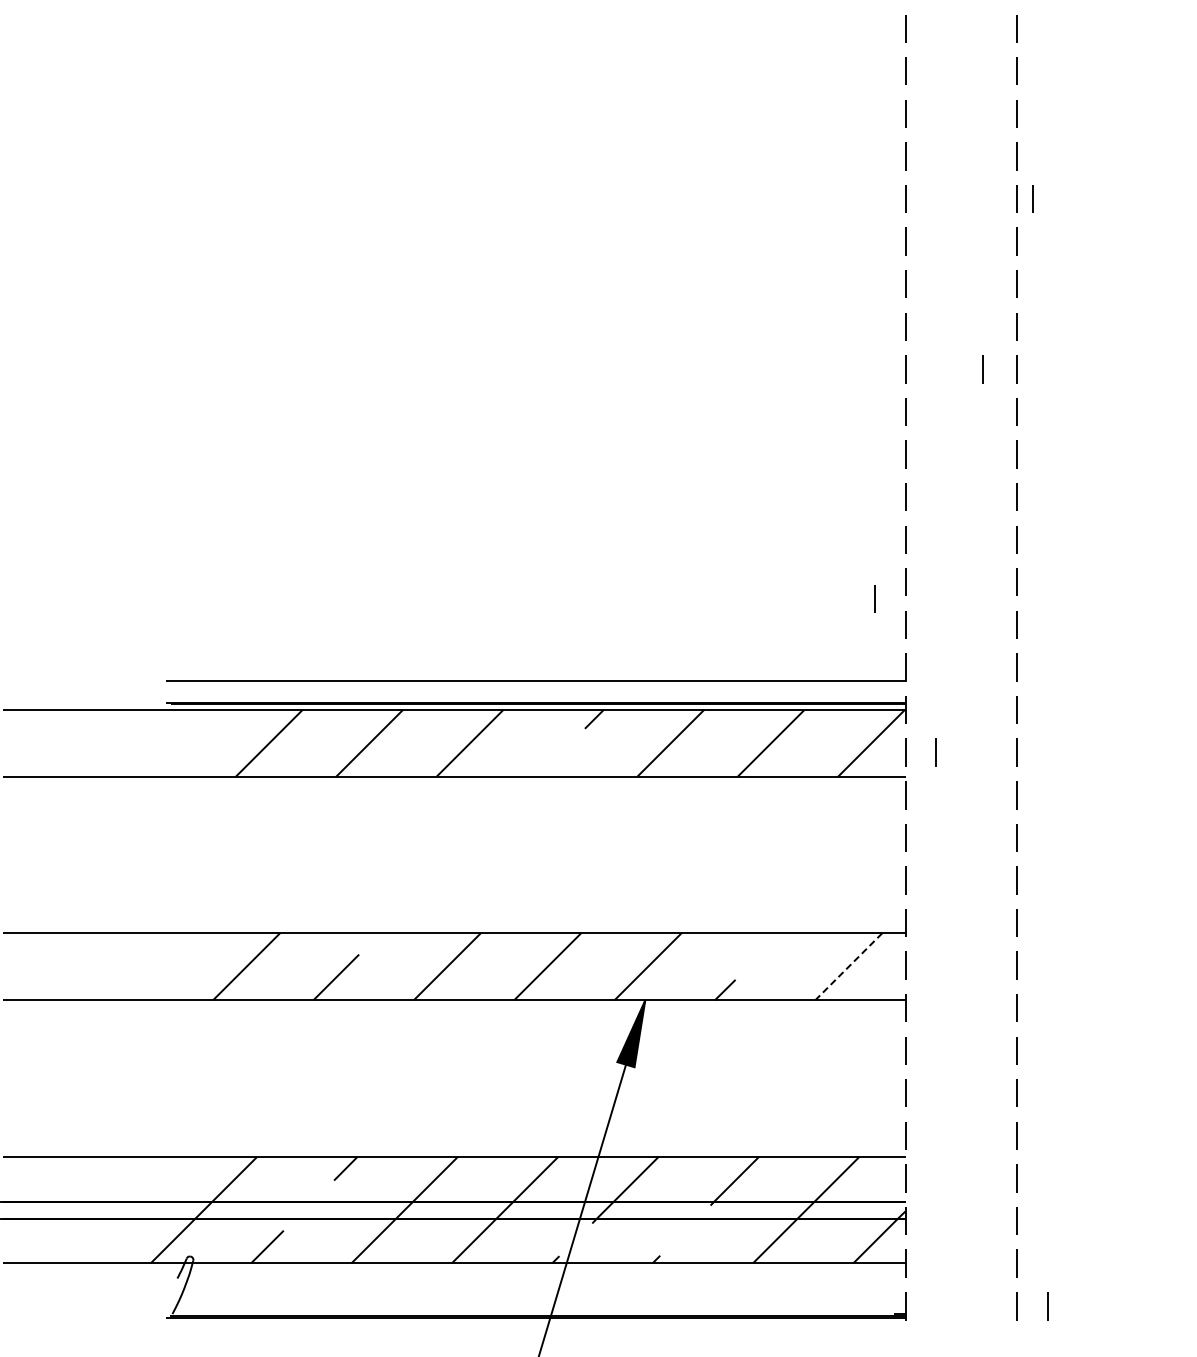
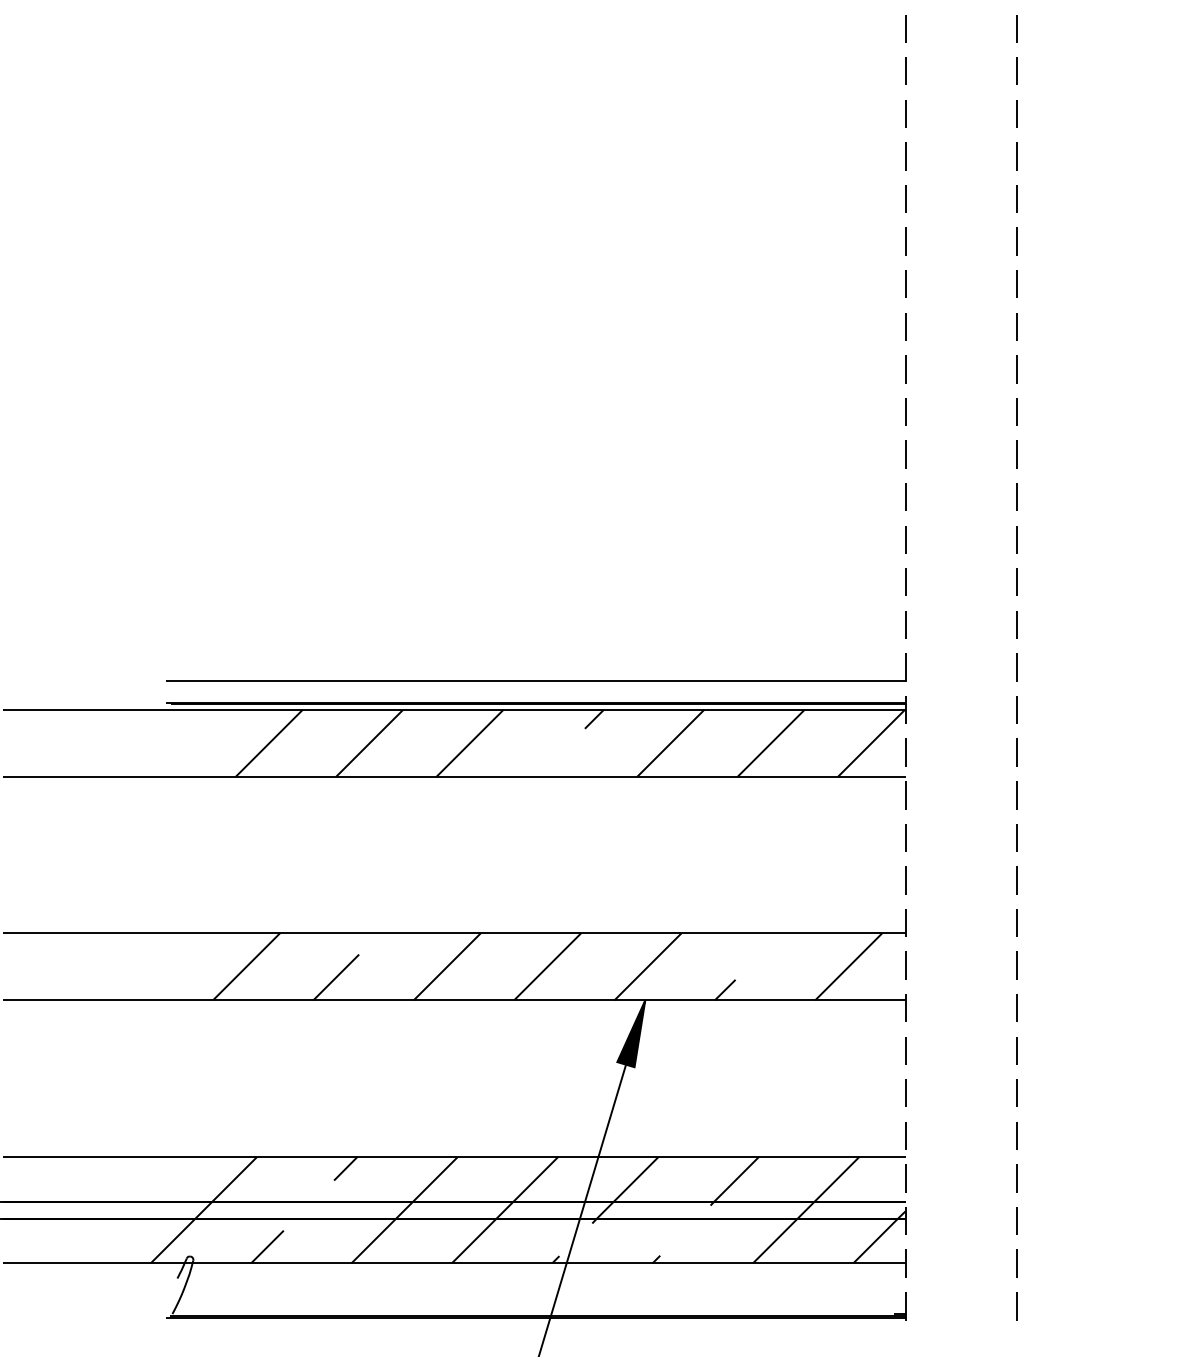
line: present -> none (1032, 198)
line: present -> none (982, 369)
line: present -> none (874, 598)
line: present -> none (935, 752)
line: dashed -> solid (849, 966)
line: present -> none (1047, 1306)
